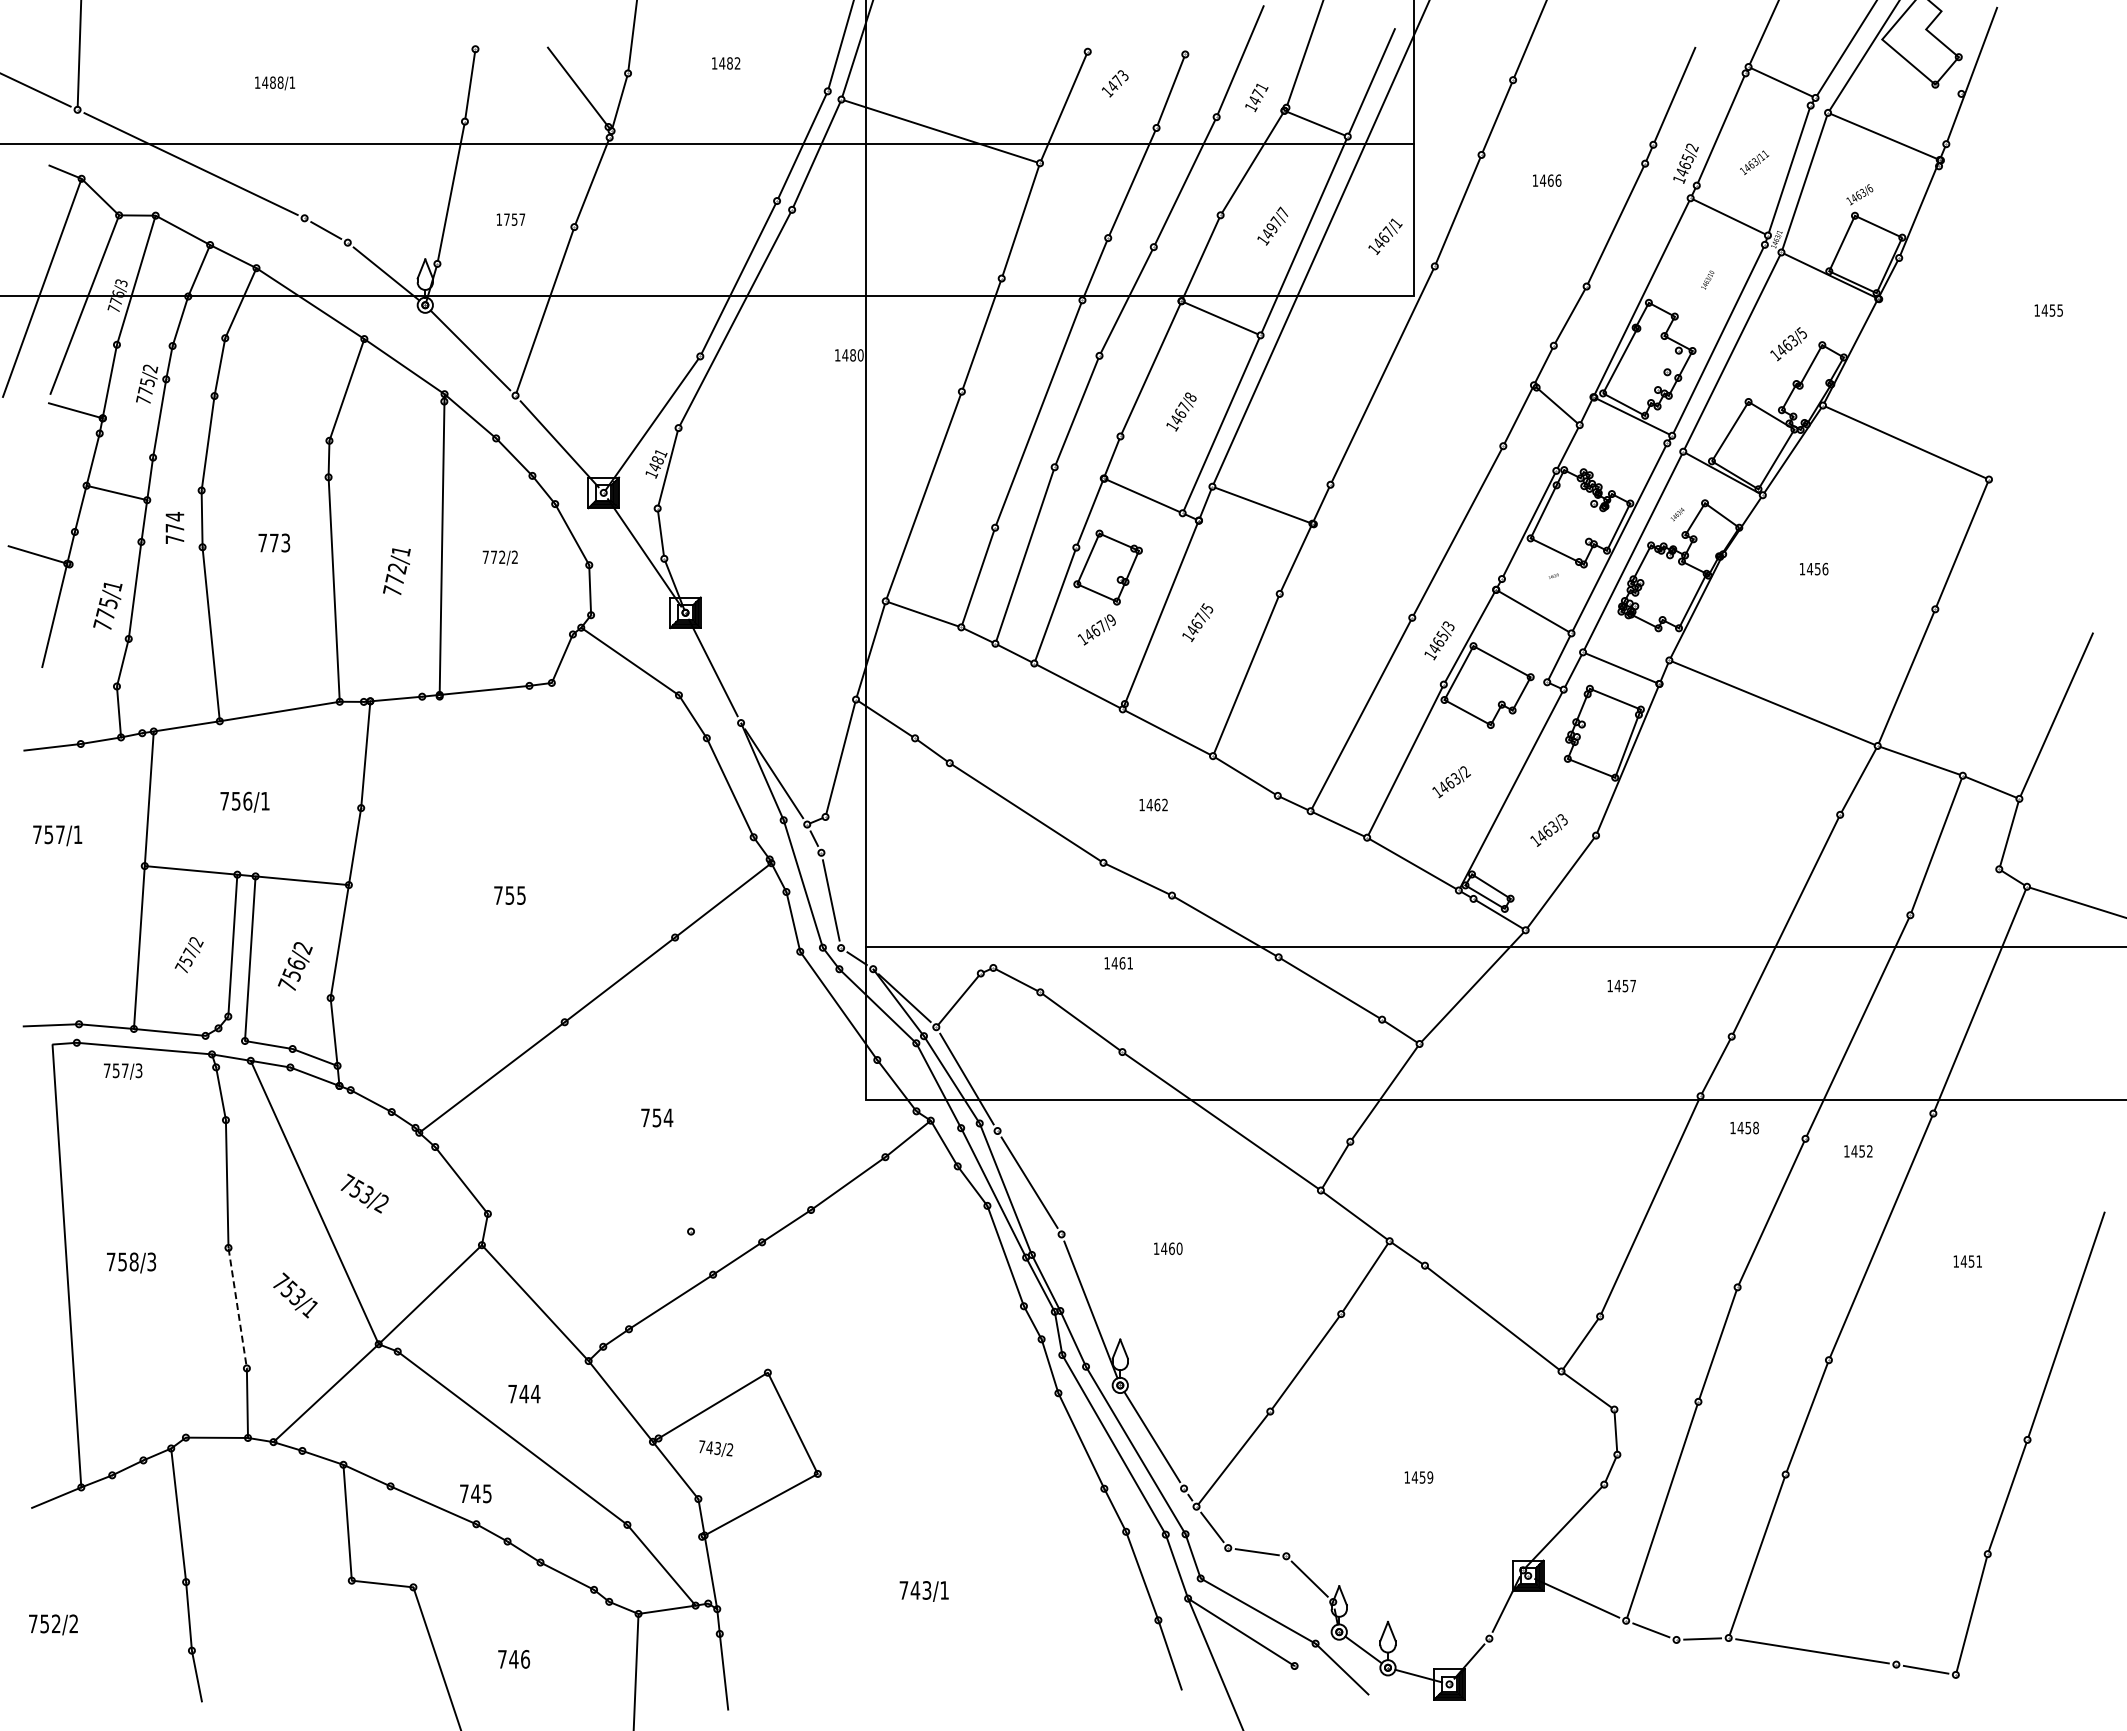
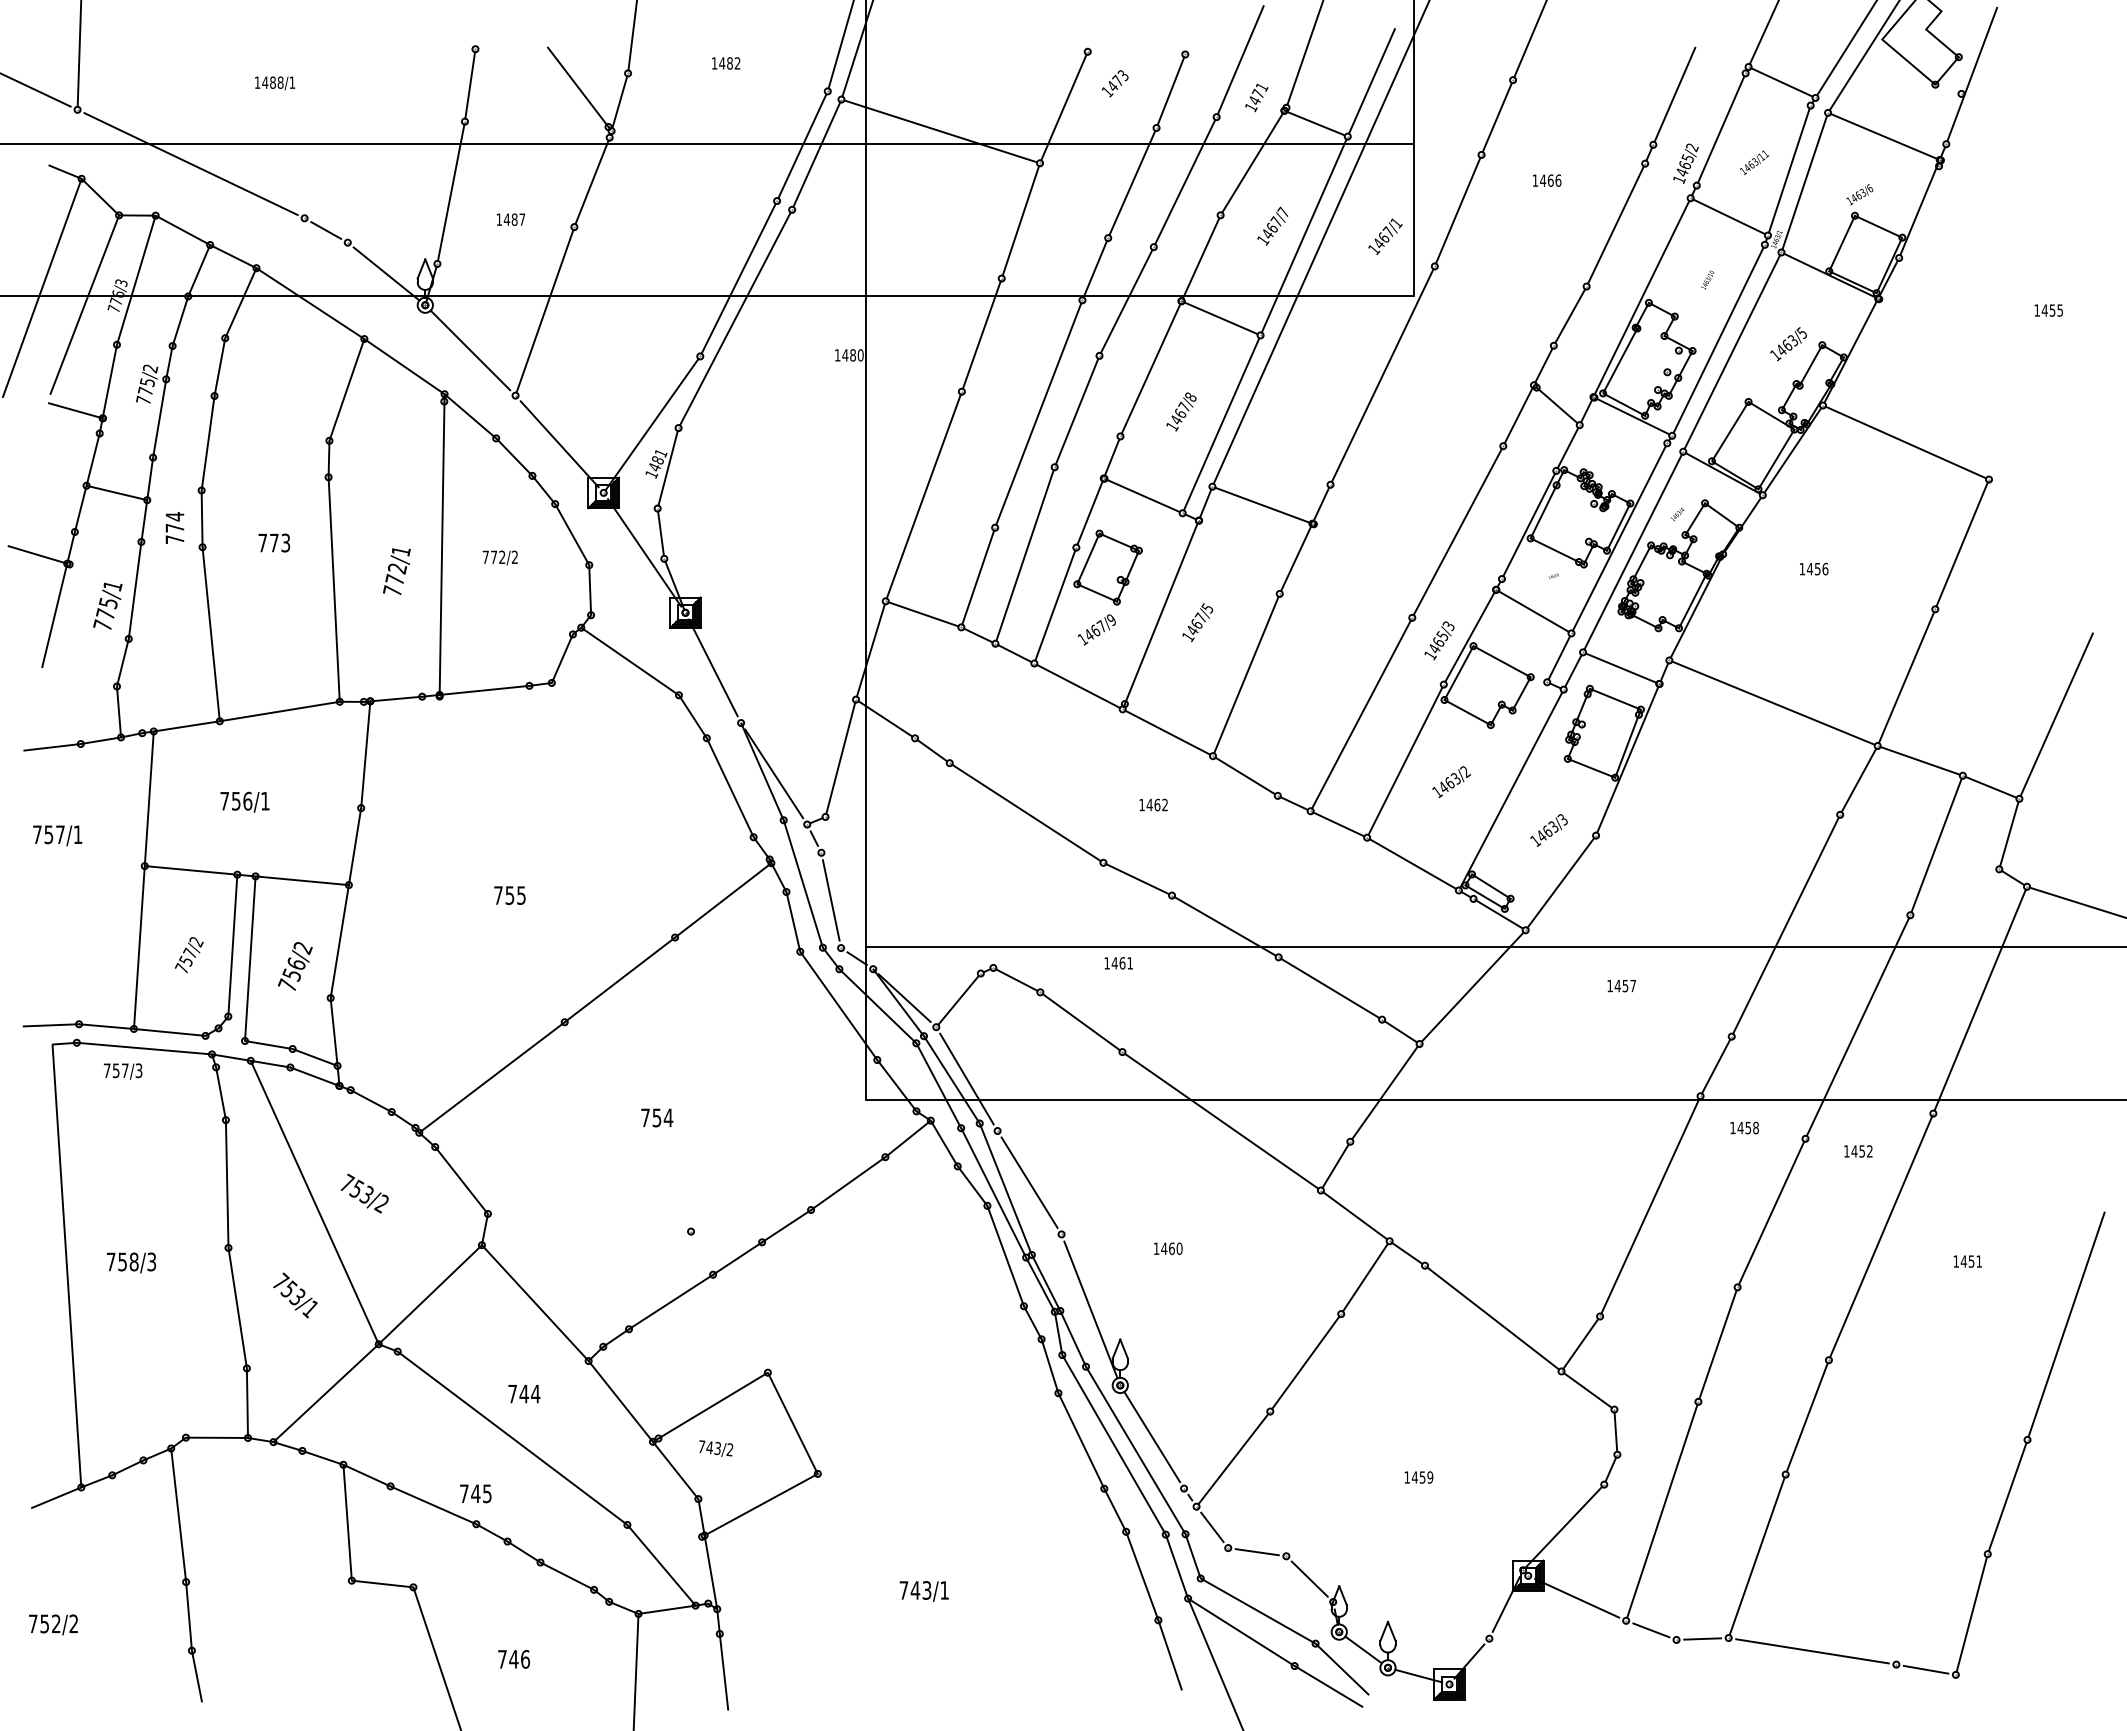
text: 1757 -> 1487 (510, 219)
text: 1497/7 -> 1467/7 (1271, 227)
line: dashed -> solid (237, 1308)
line: none -> present (1328, 1686)
